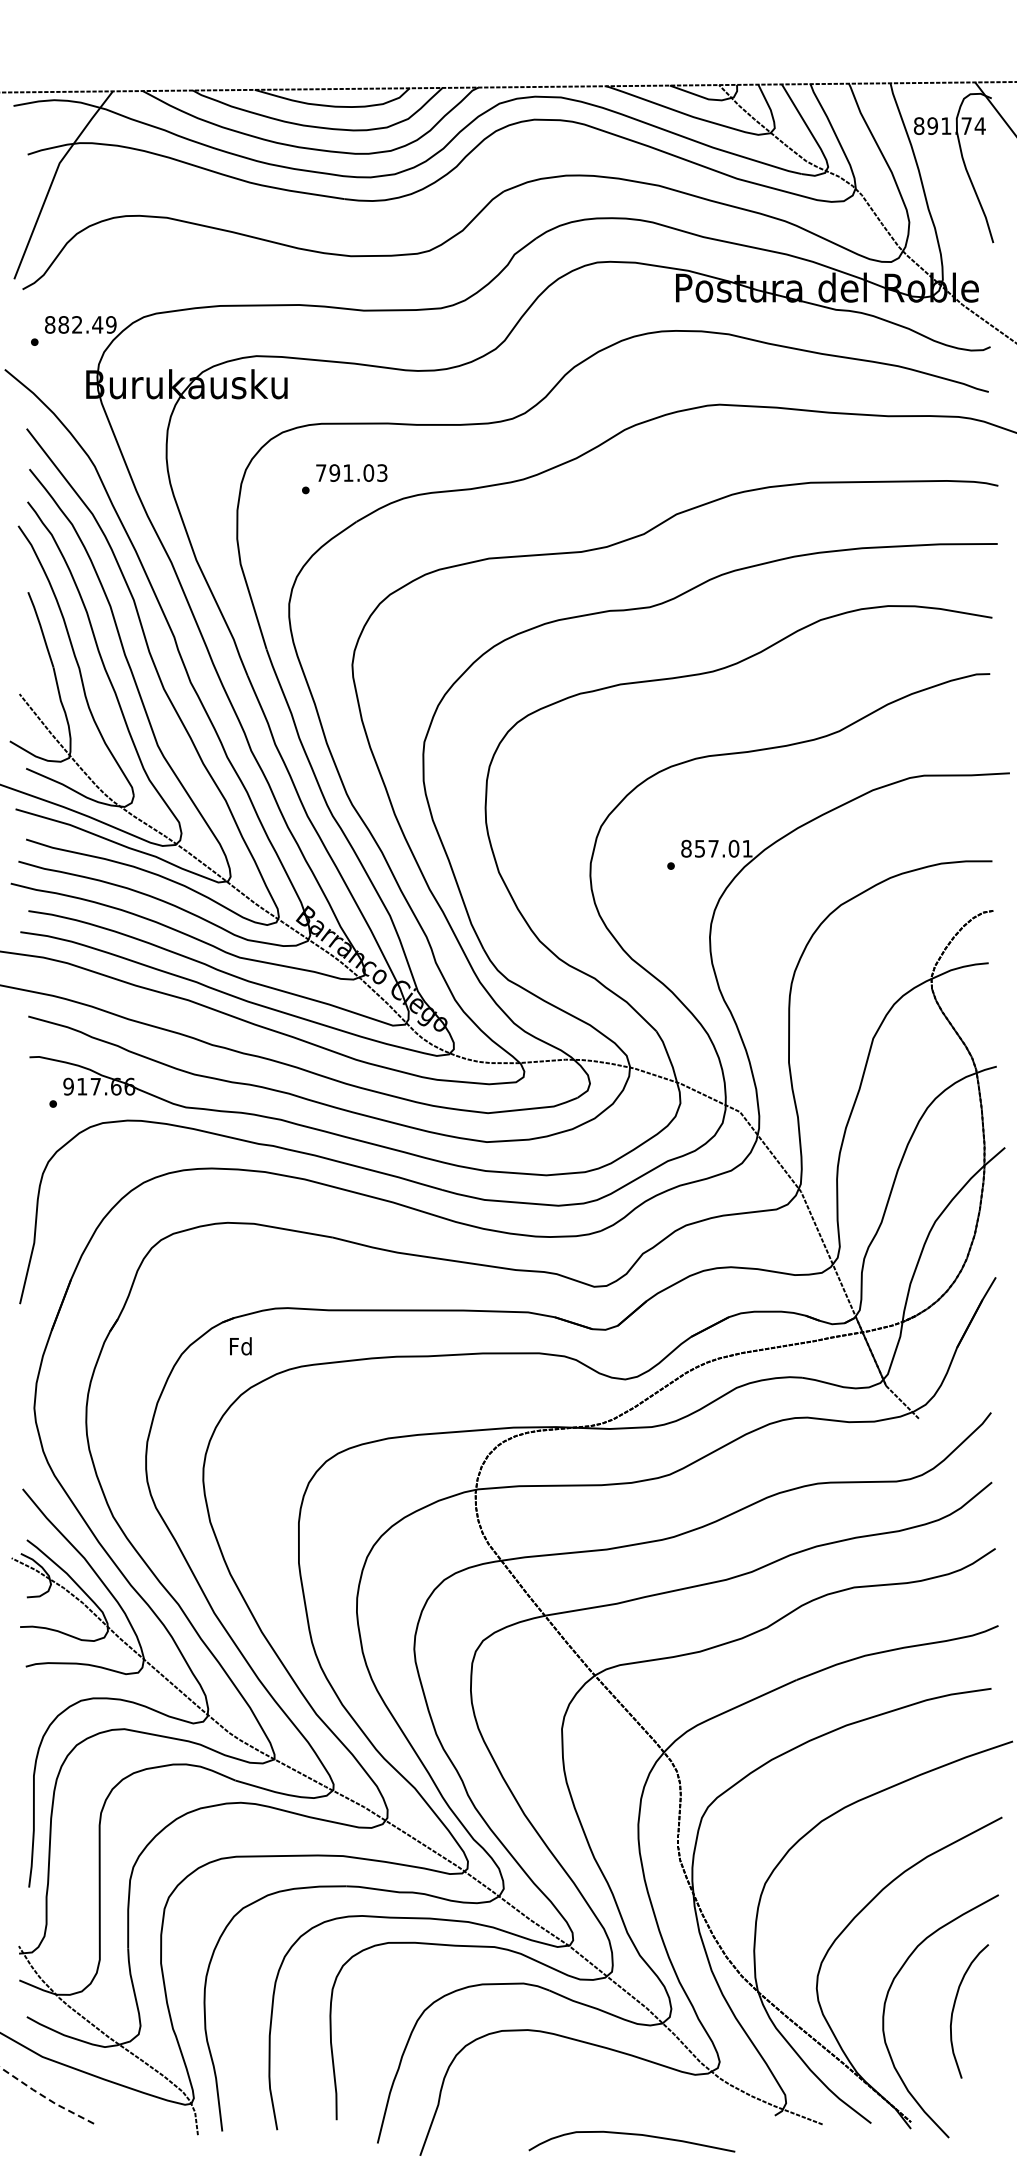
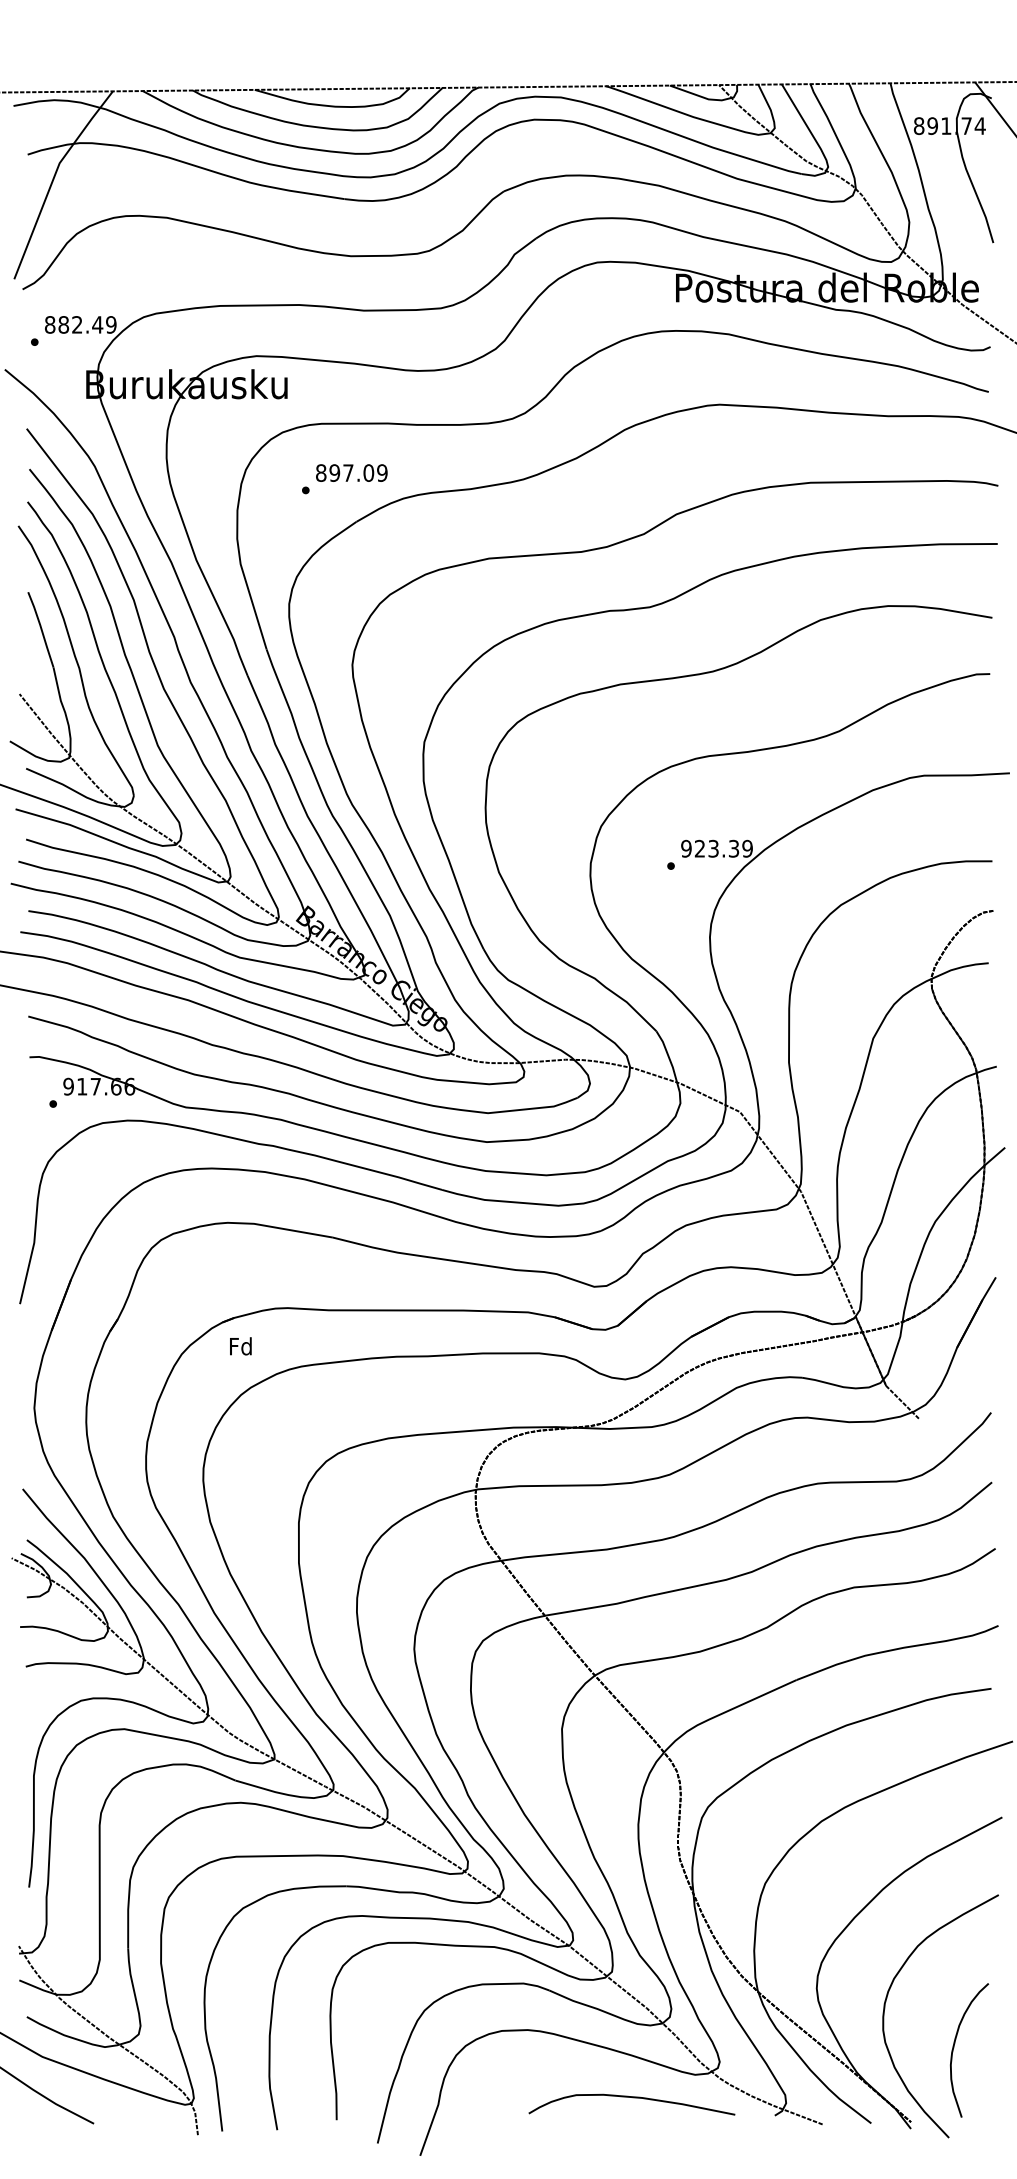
text: 791.03 -> 897.09 (351, 472)
text: 857.01 -> 923.39 (716, 848)
curve position: (954, 2008) -> (954, 2047) (954, 2047)
line: dashed -> solid (45, 2097)
curve position: (632, 2135) -> (632, 2098) (632, 2098)
